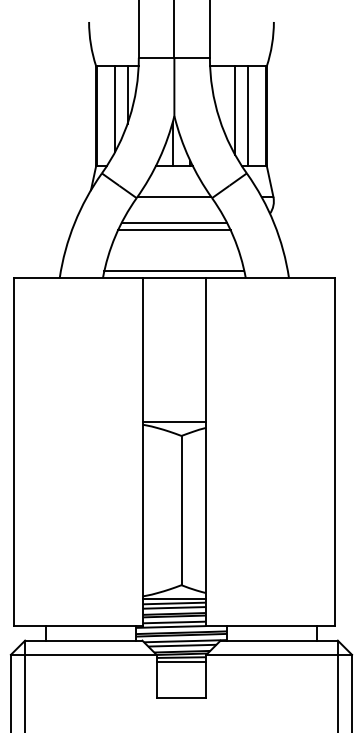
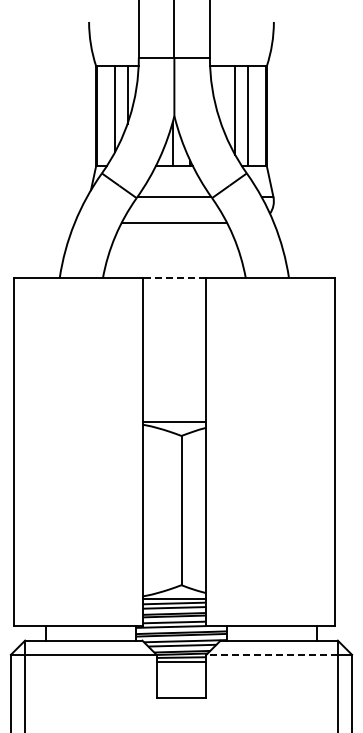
line: present -> none (174, 229)
line: present -> none (174, 271)
line: solid -> dashed (173, 278)
line: solid -> dashed (272, 654)
